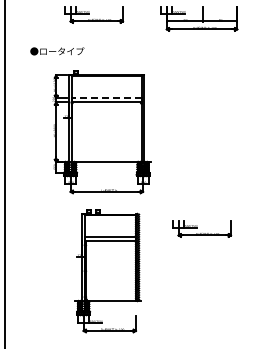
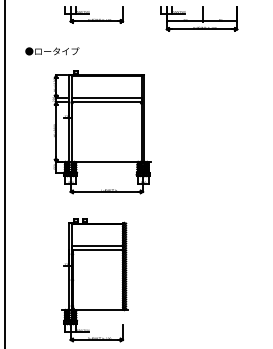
text position: (57, 51) -> (52, 51) (52, 51)
line: dashed -> solid (106, 97)
part: present -> none (202, 228)
part position: (107, 271) -> (94, 280) (94, 280)
